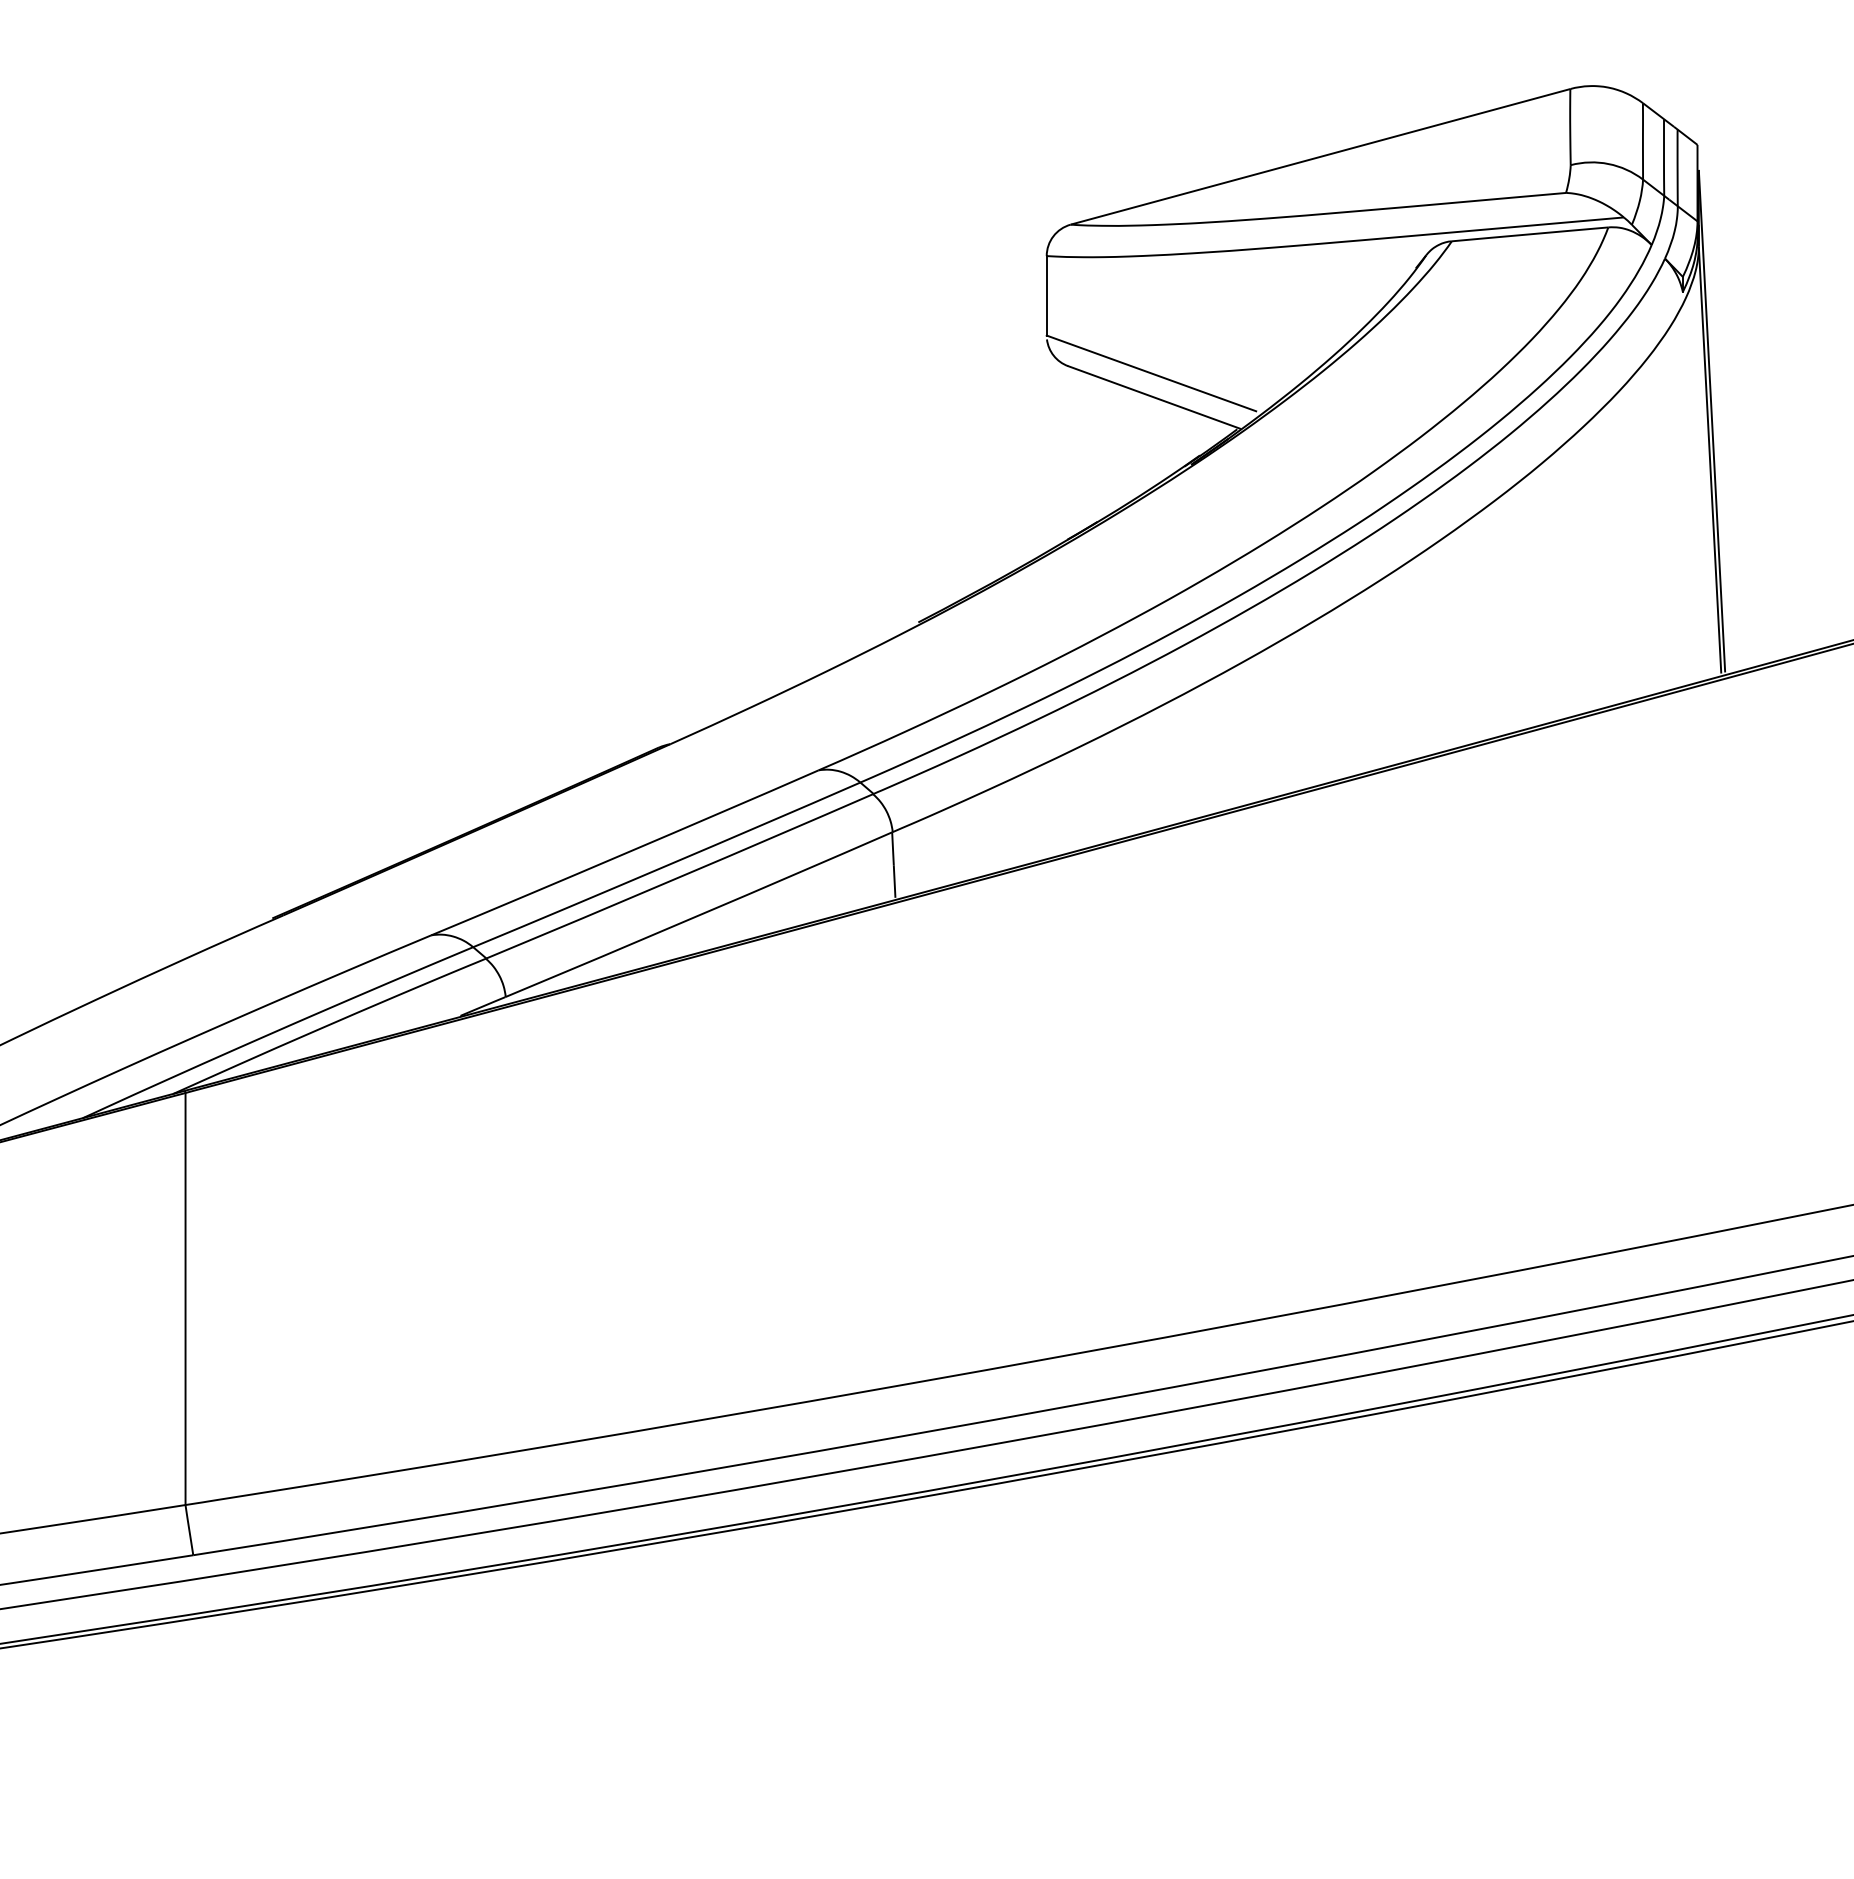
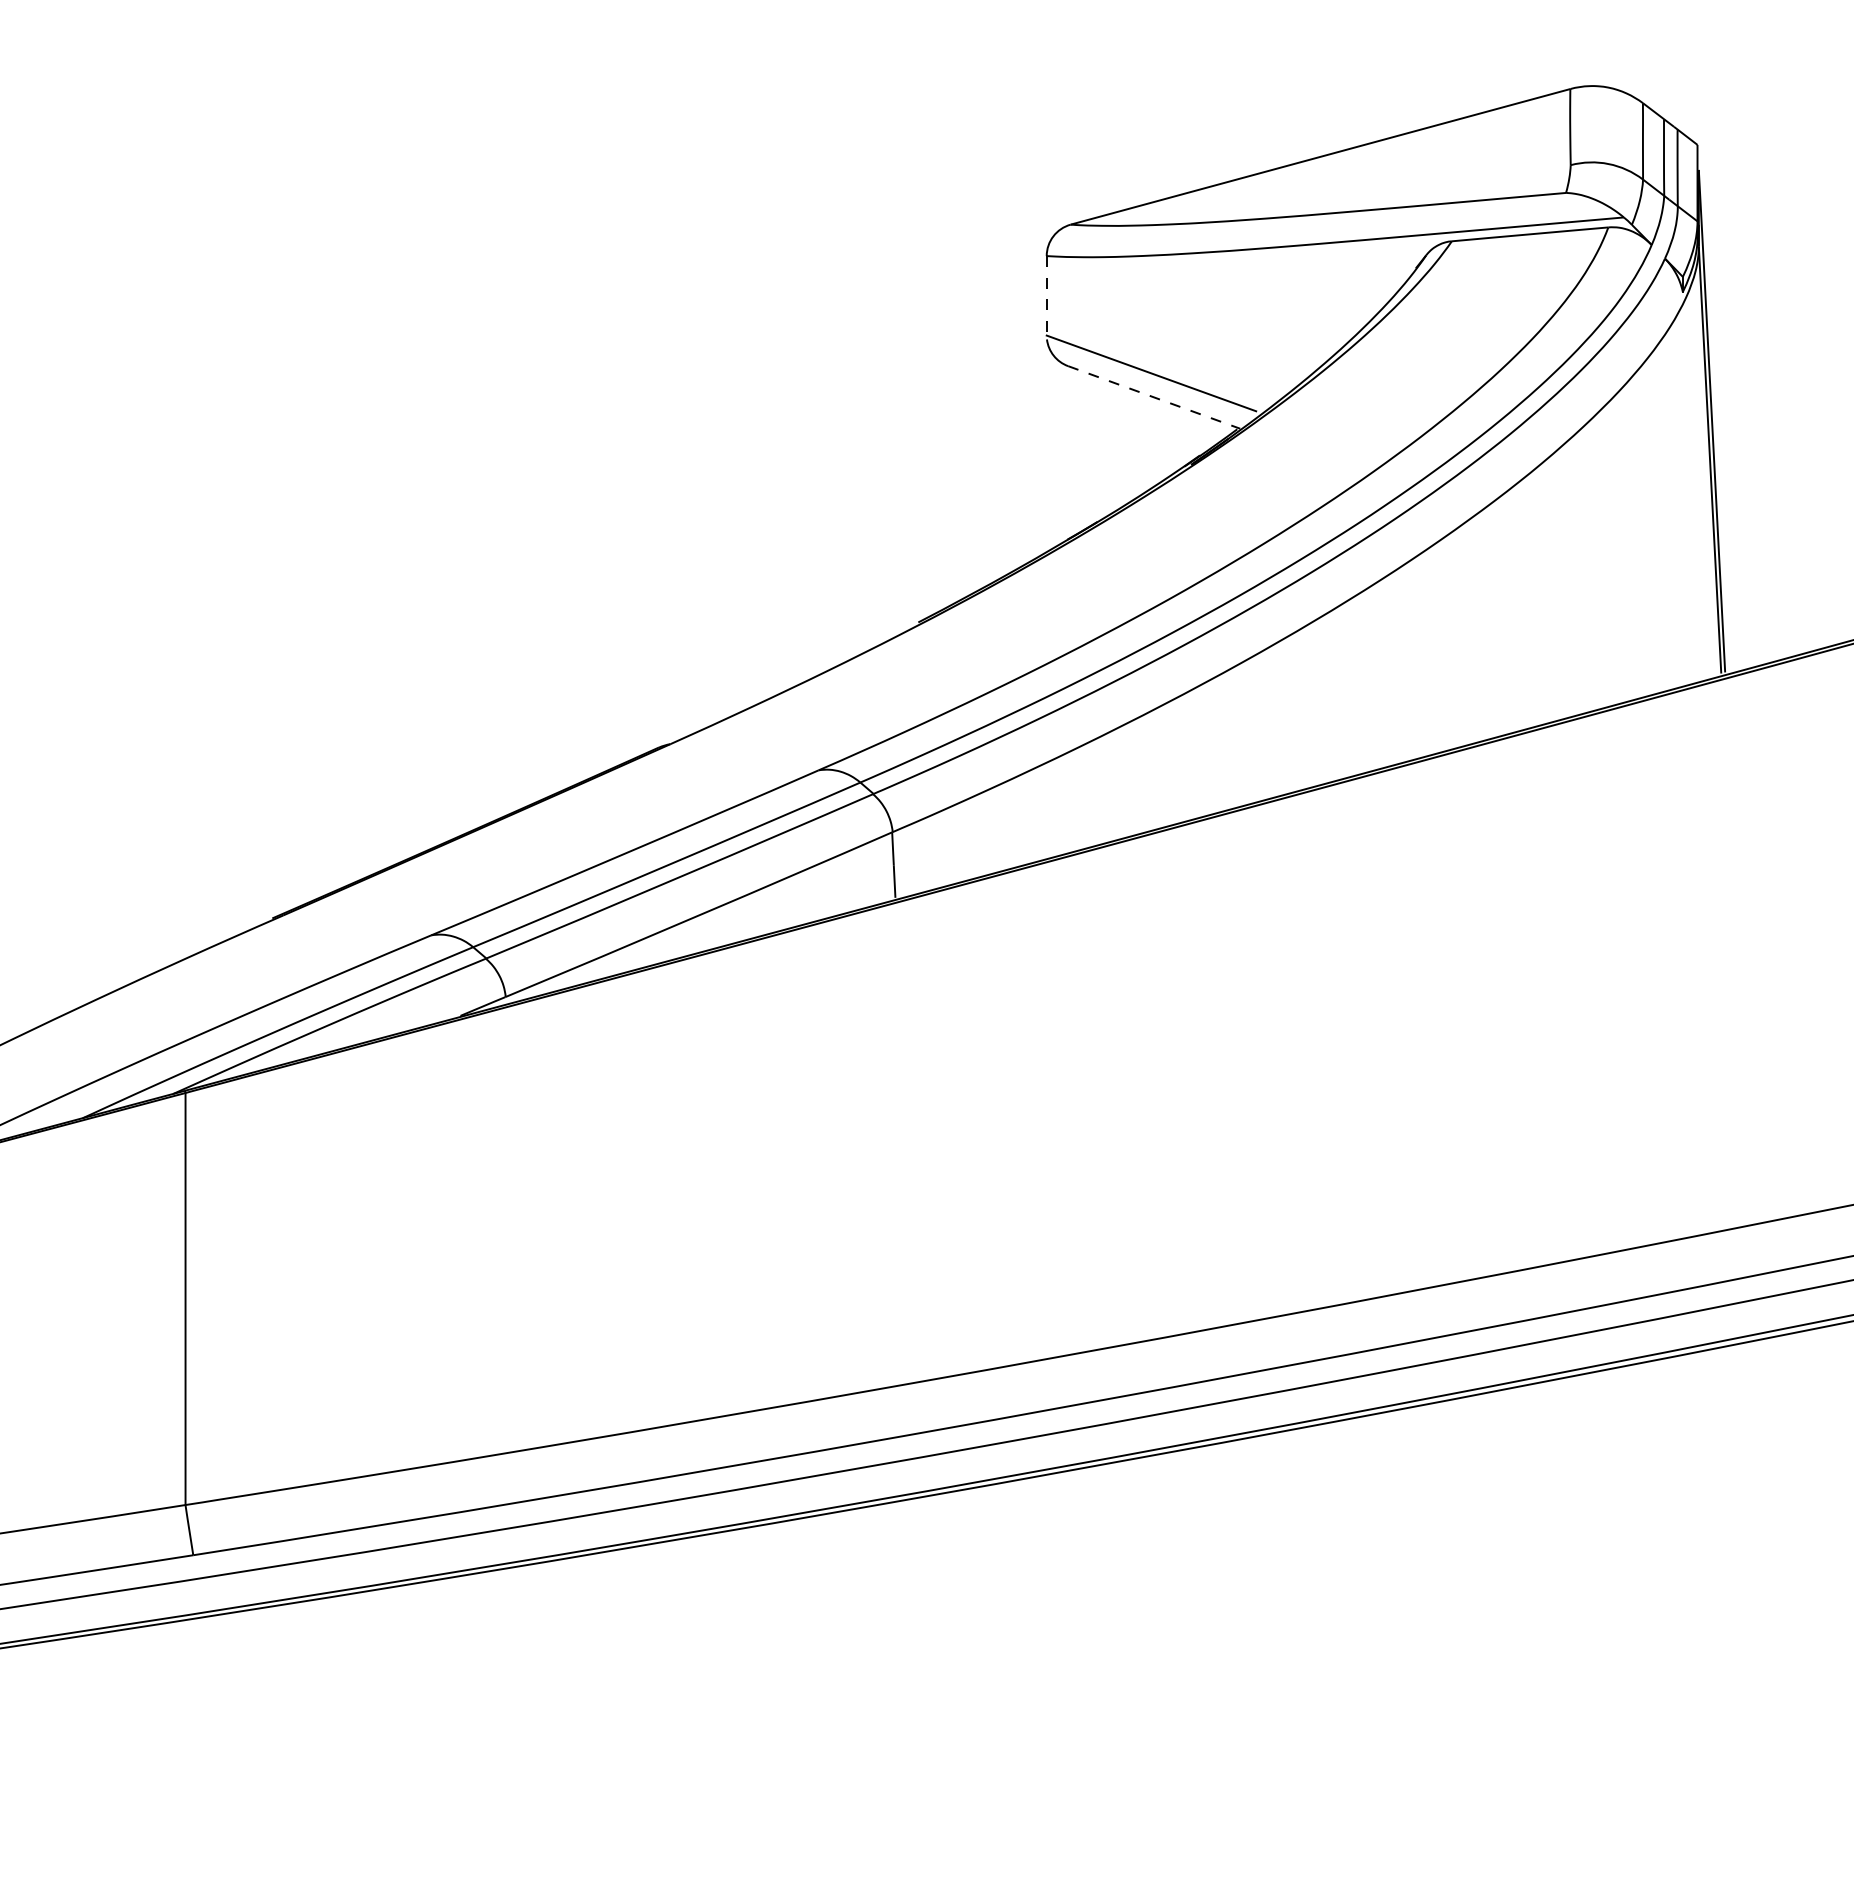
line: solid -> dashed (1046, 295)
line: solid -> dashed (1154, 397)
